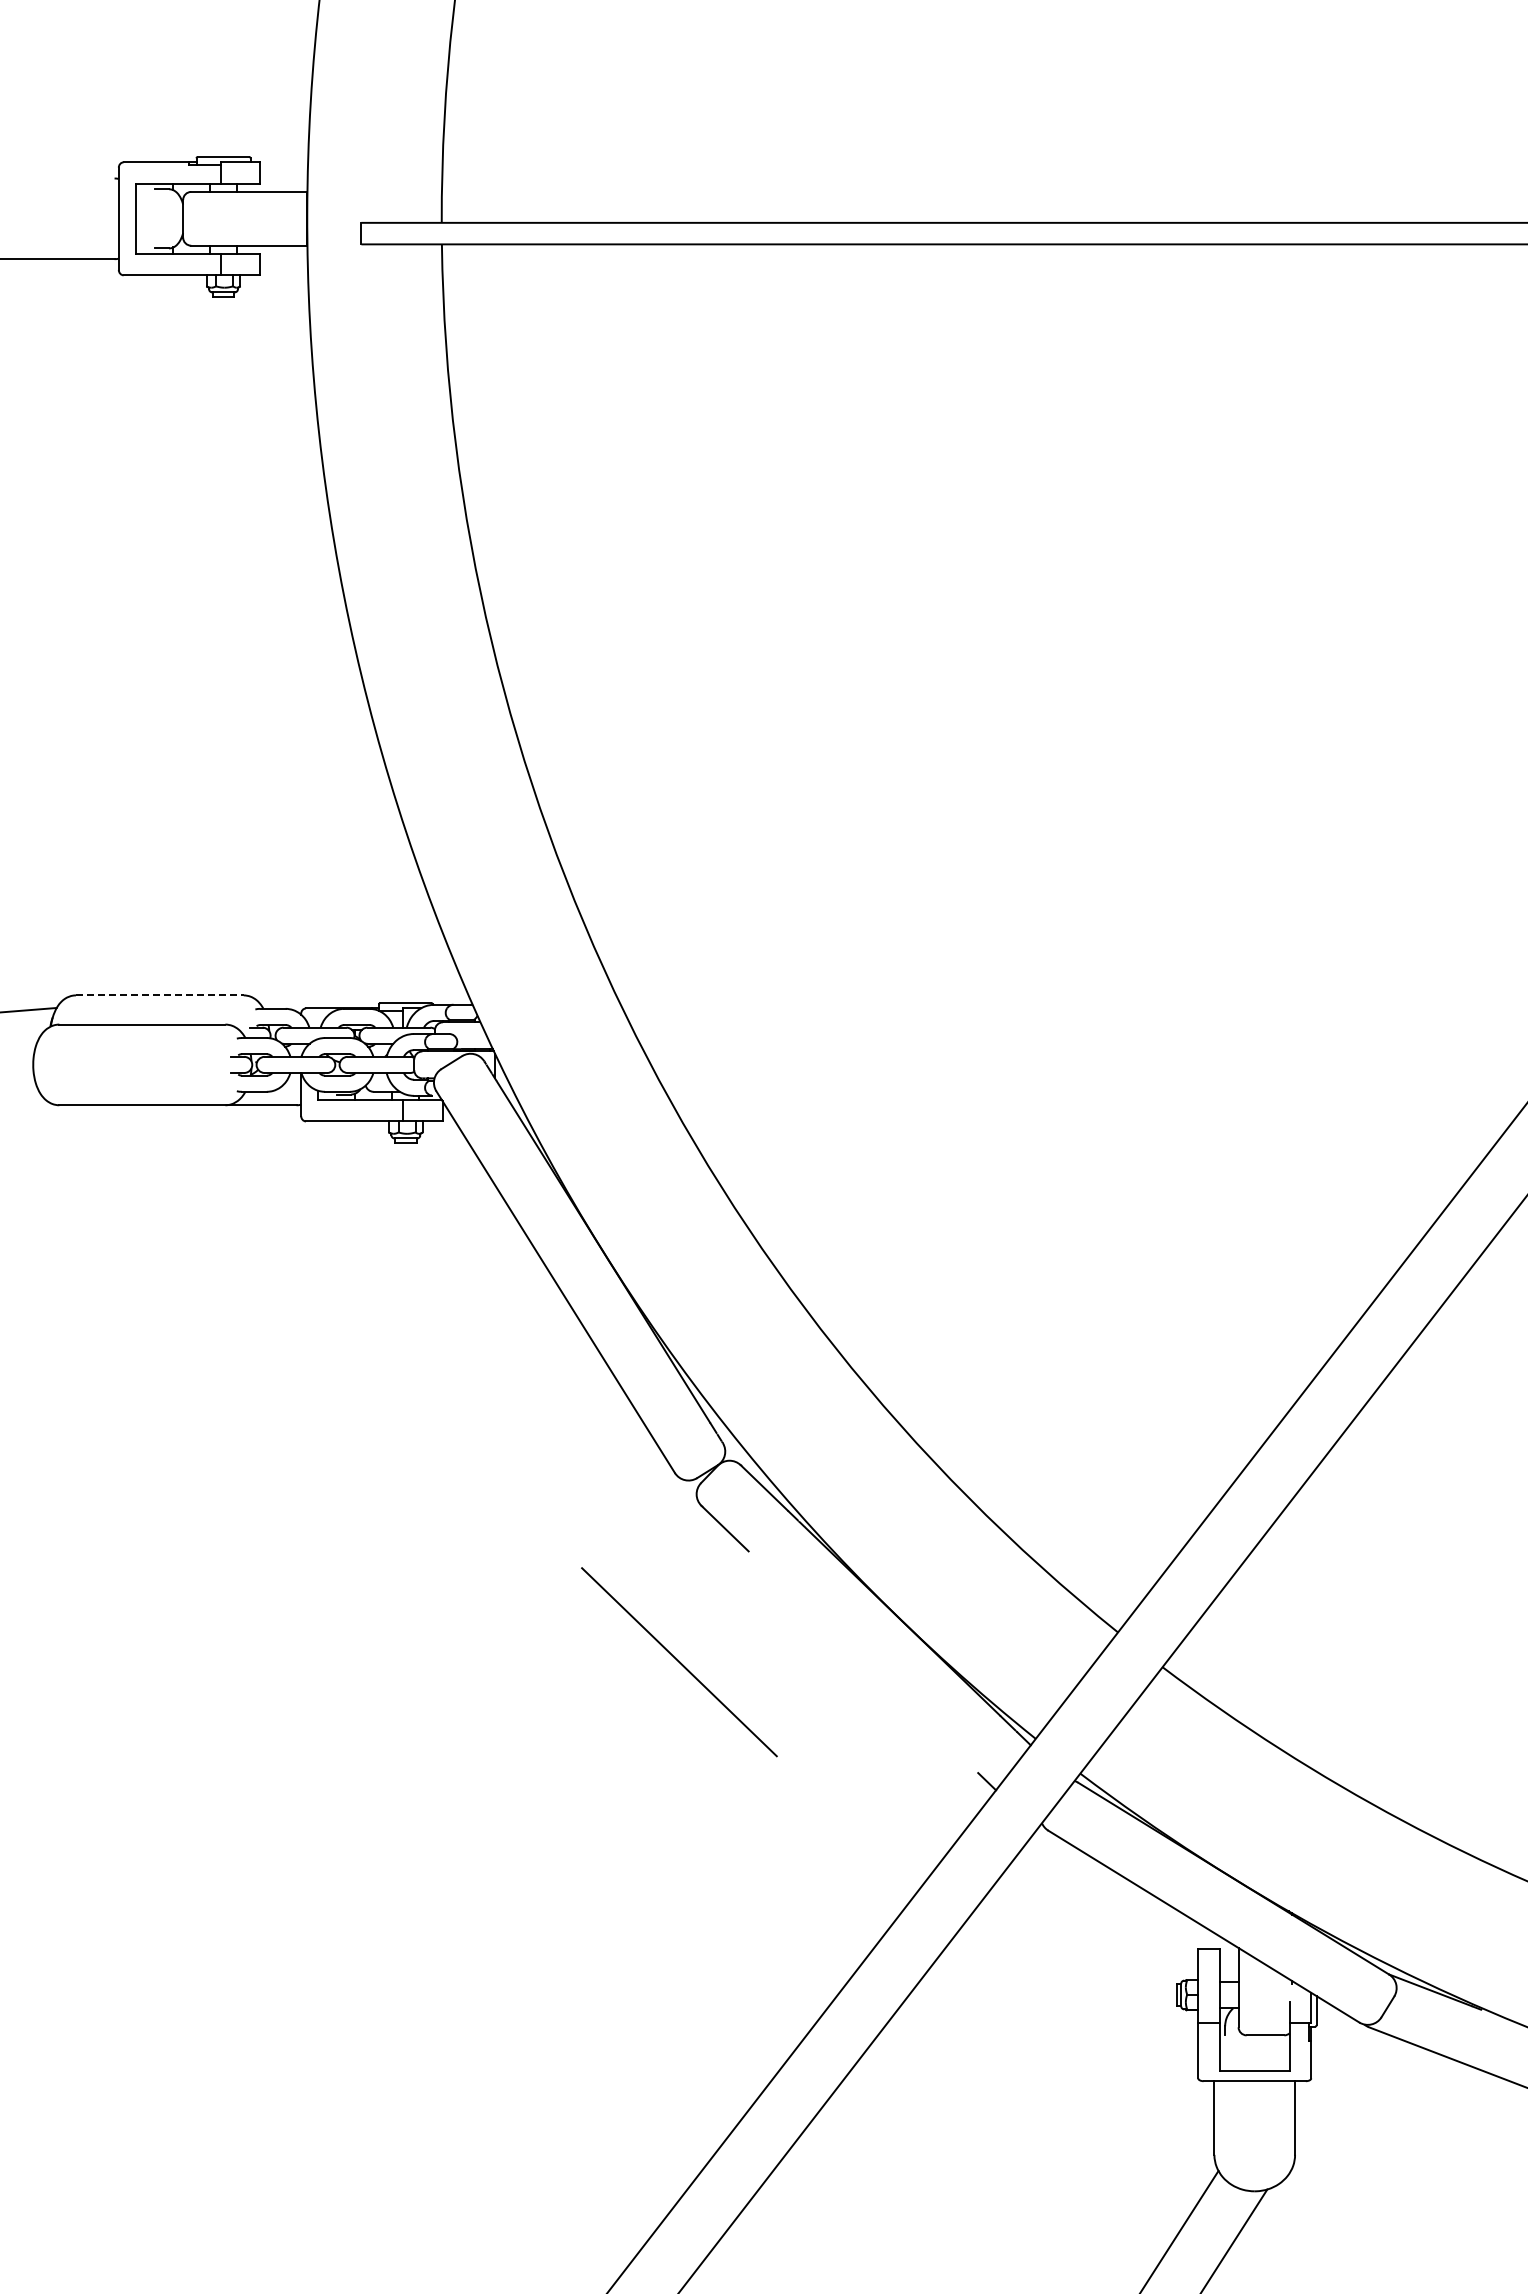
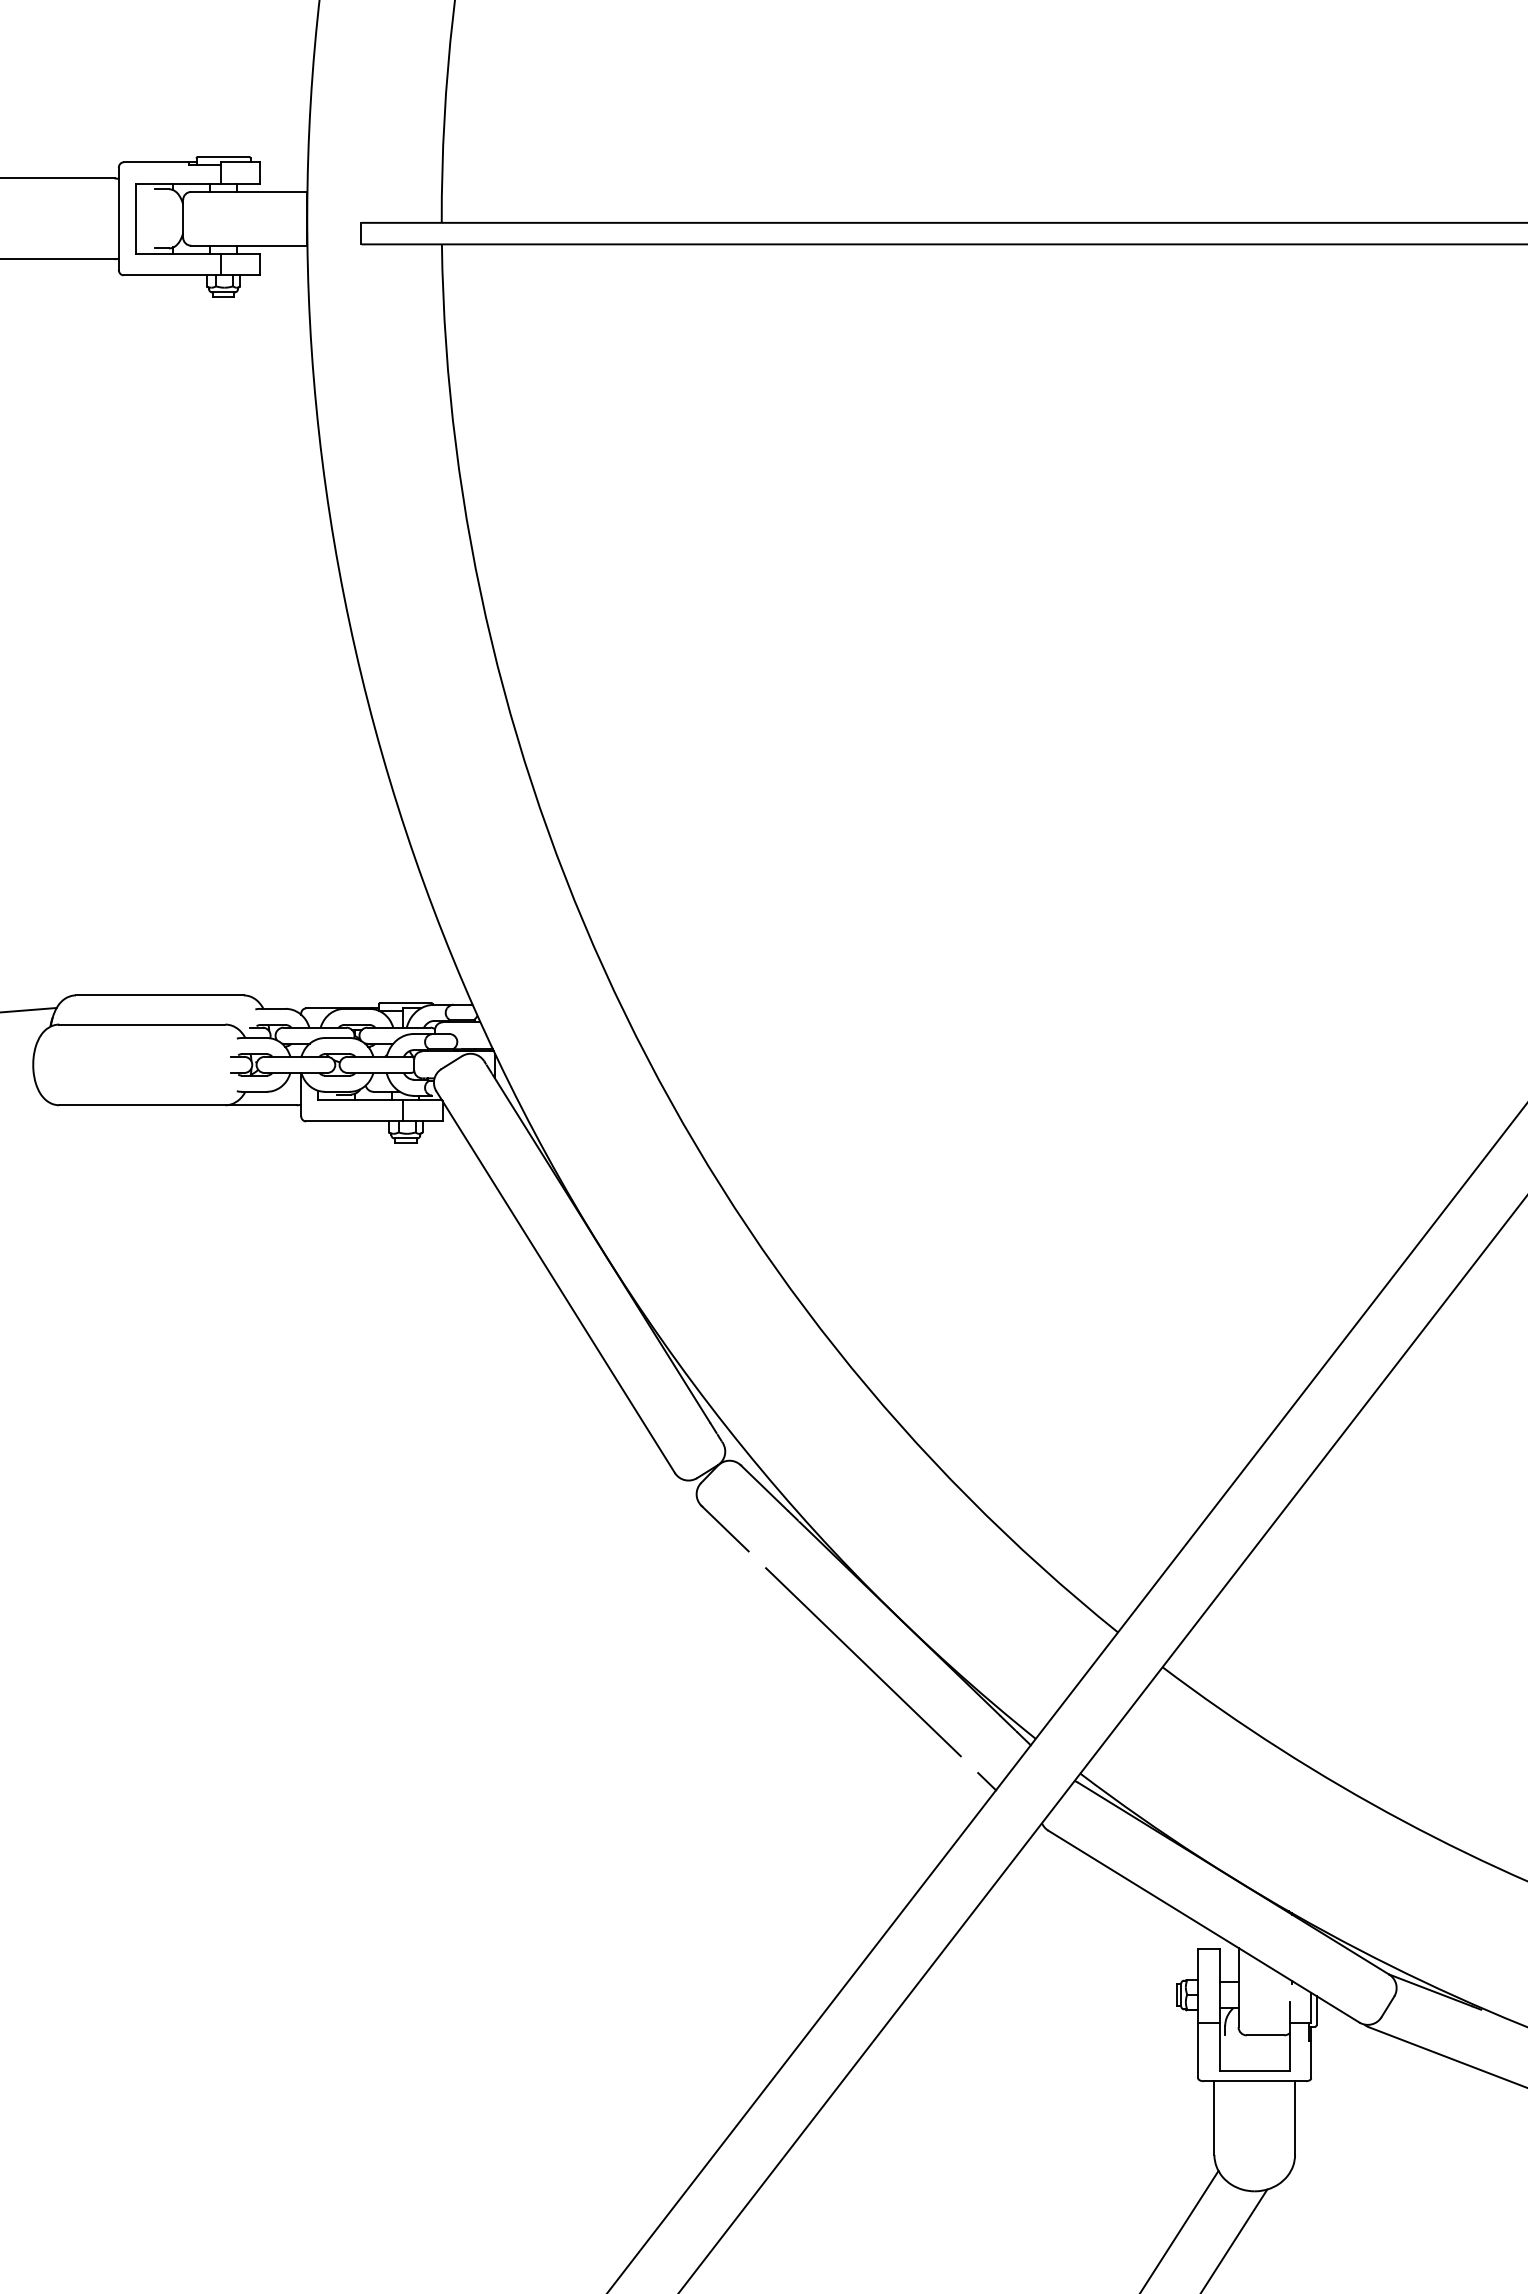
line: none -> present (58, 178)
line: dashed -> solid (159, 995)
line position: (679, 1662) -> (863, 1662) (863, 1662)
